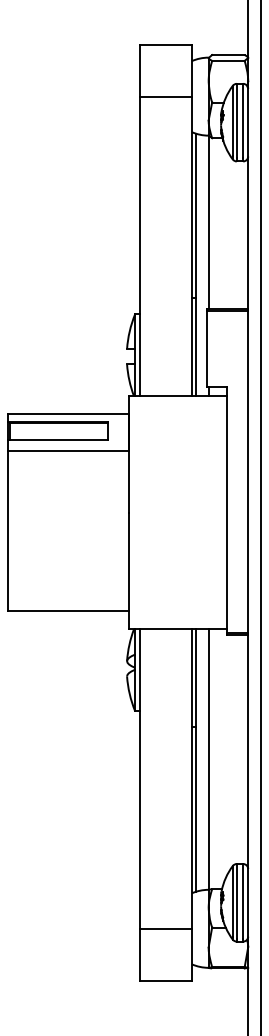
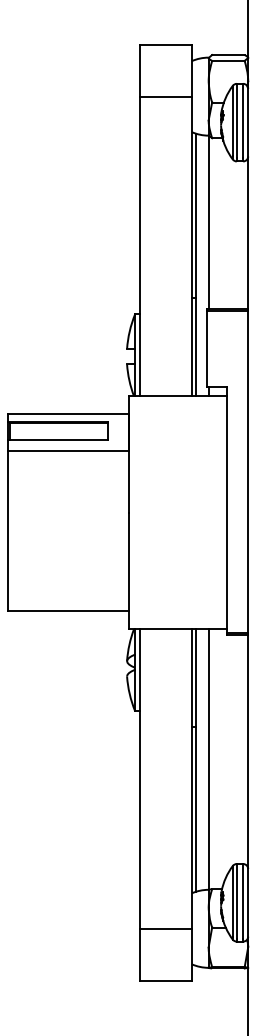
line: present -> none (261, 517)
